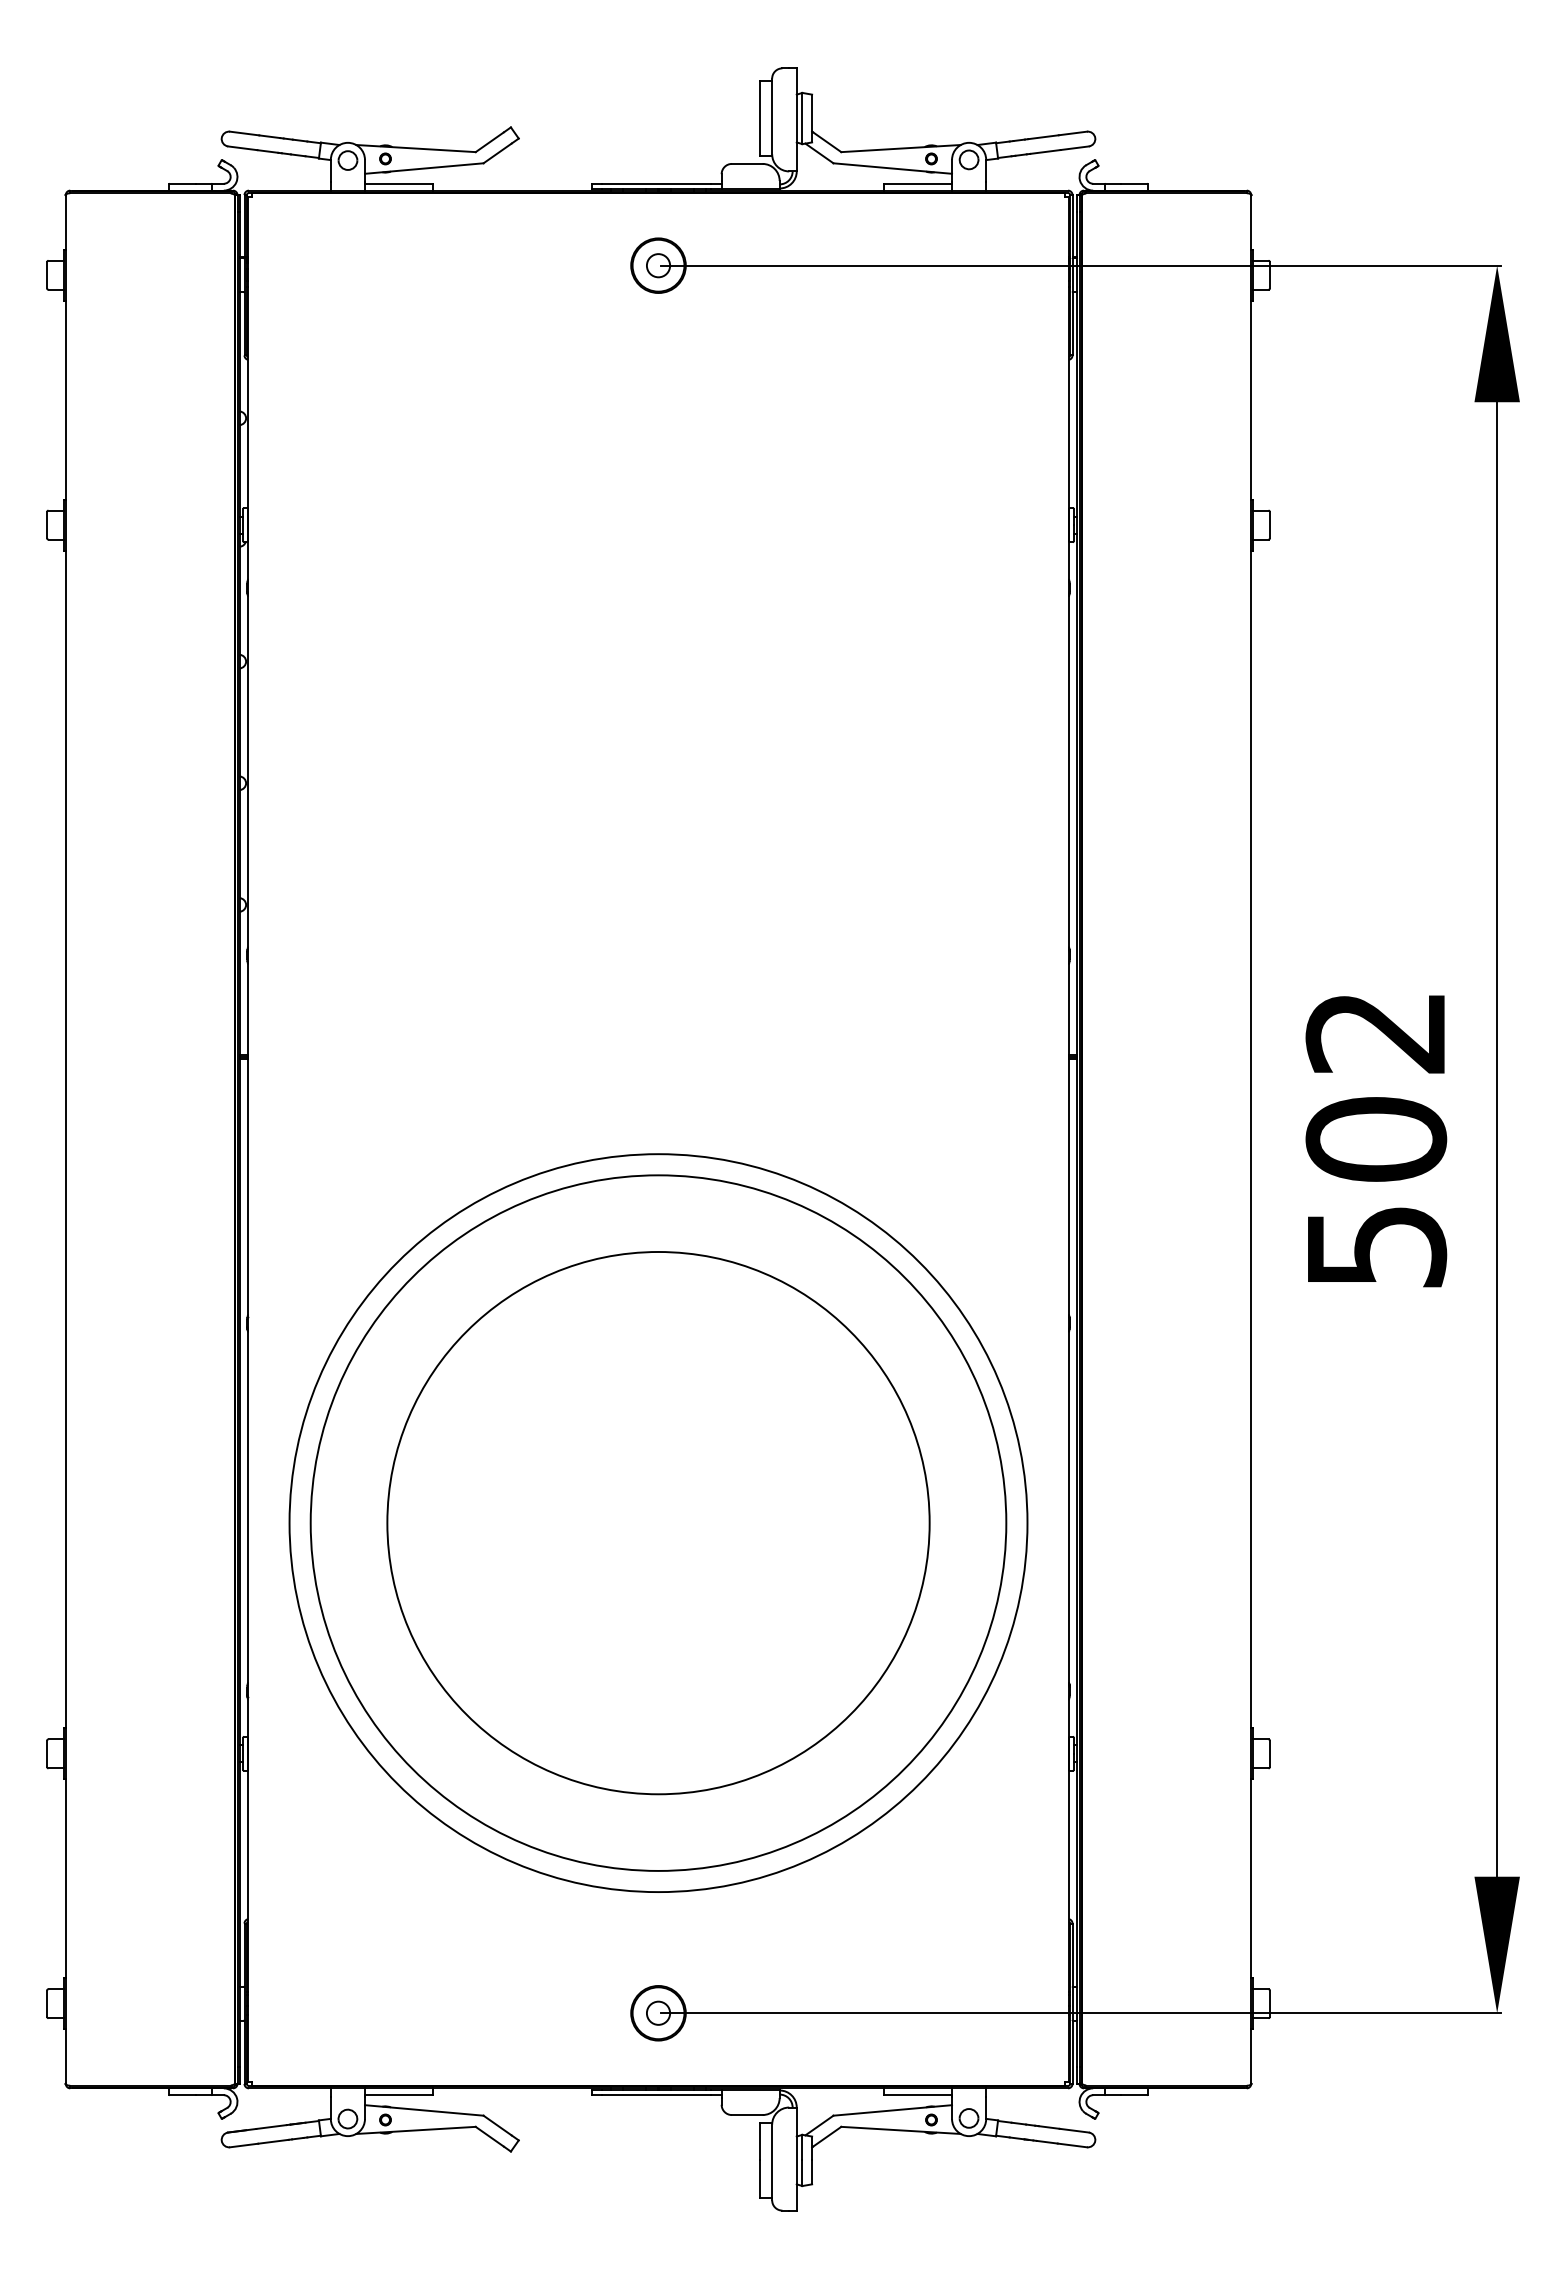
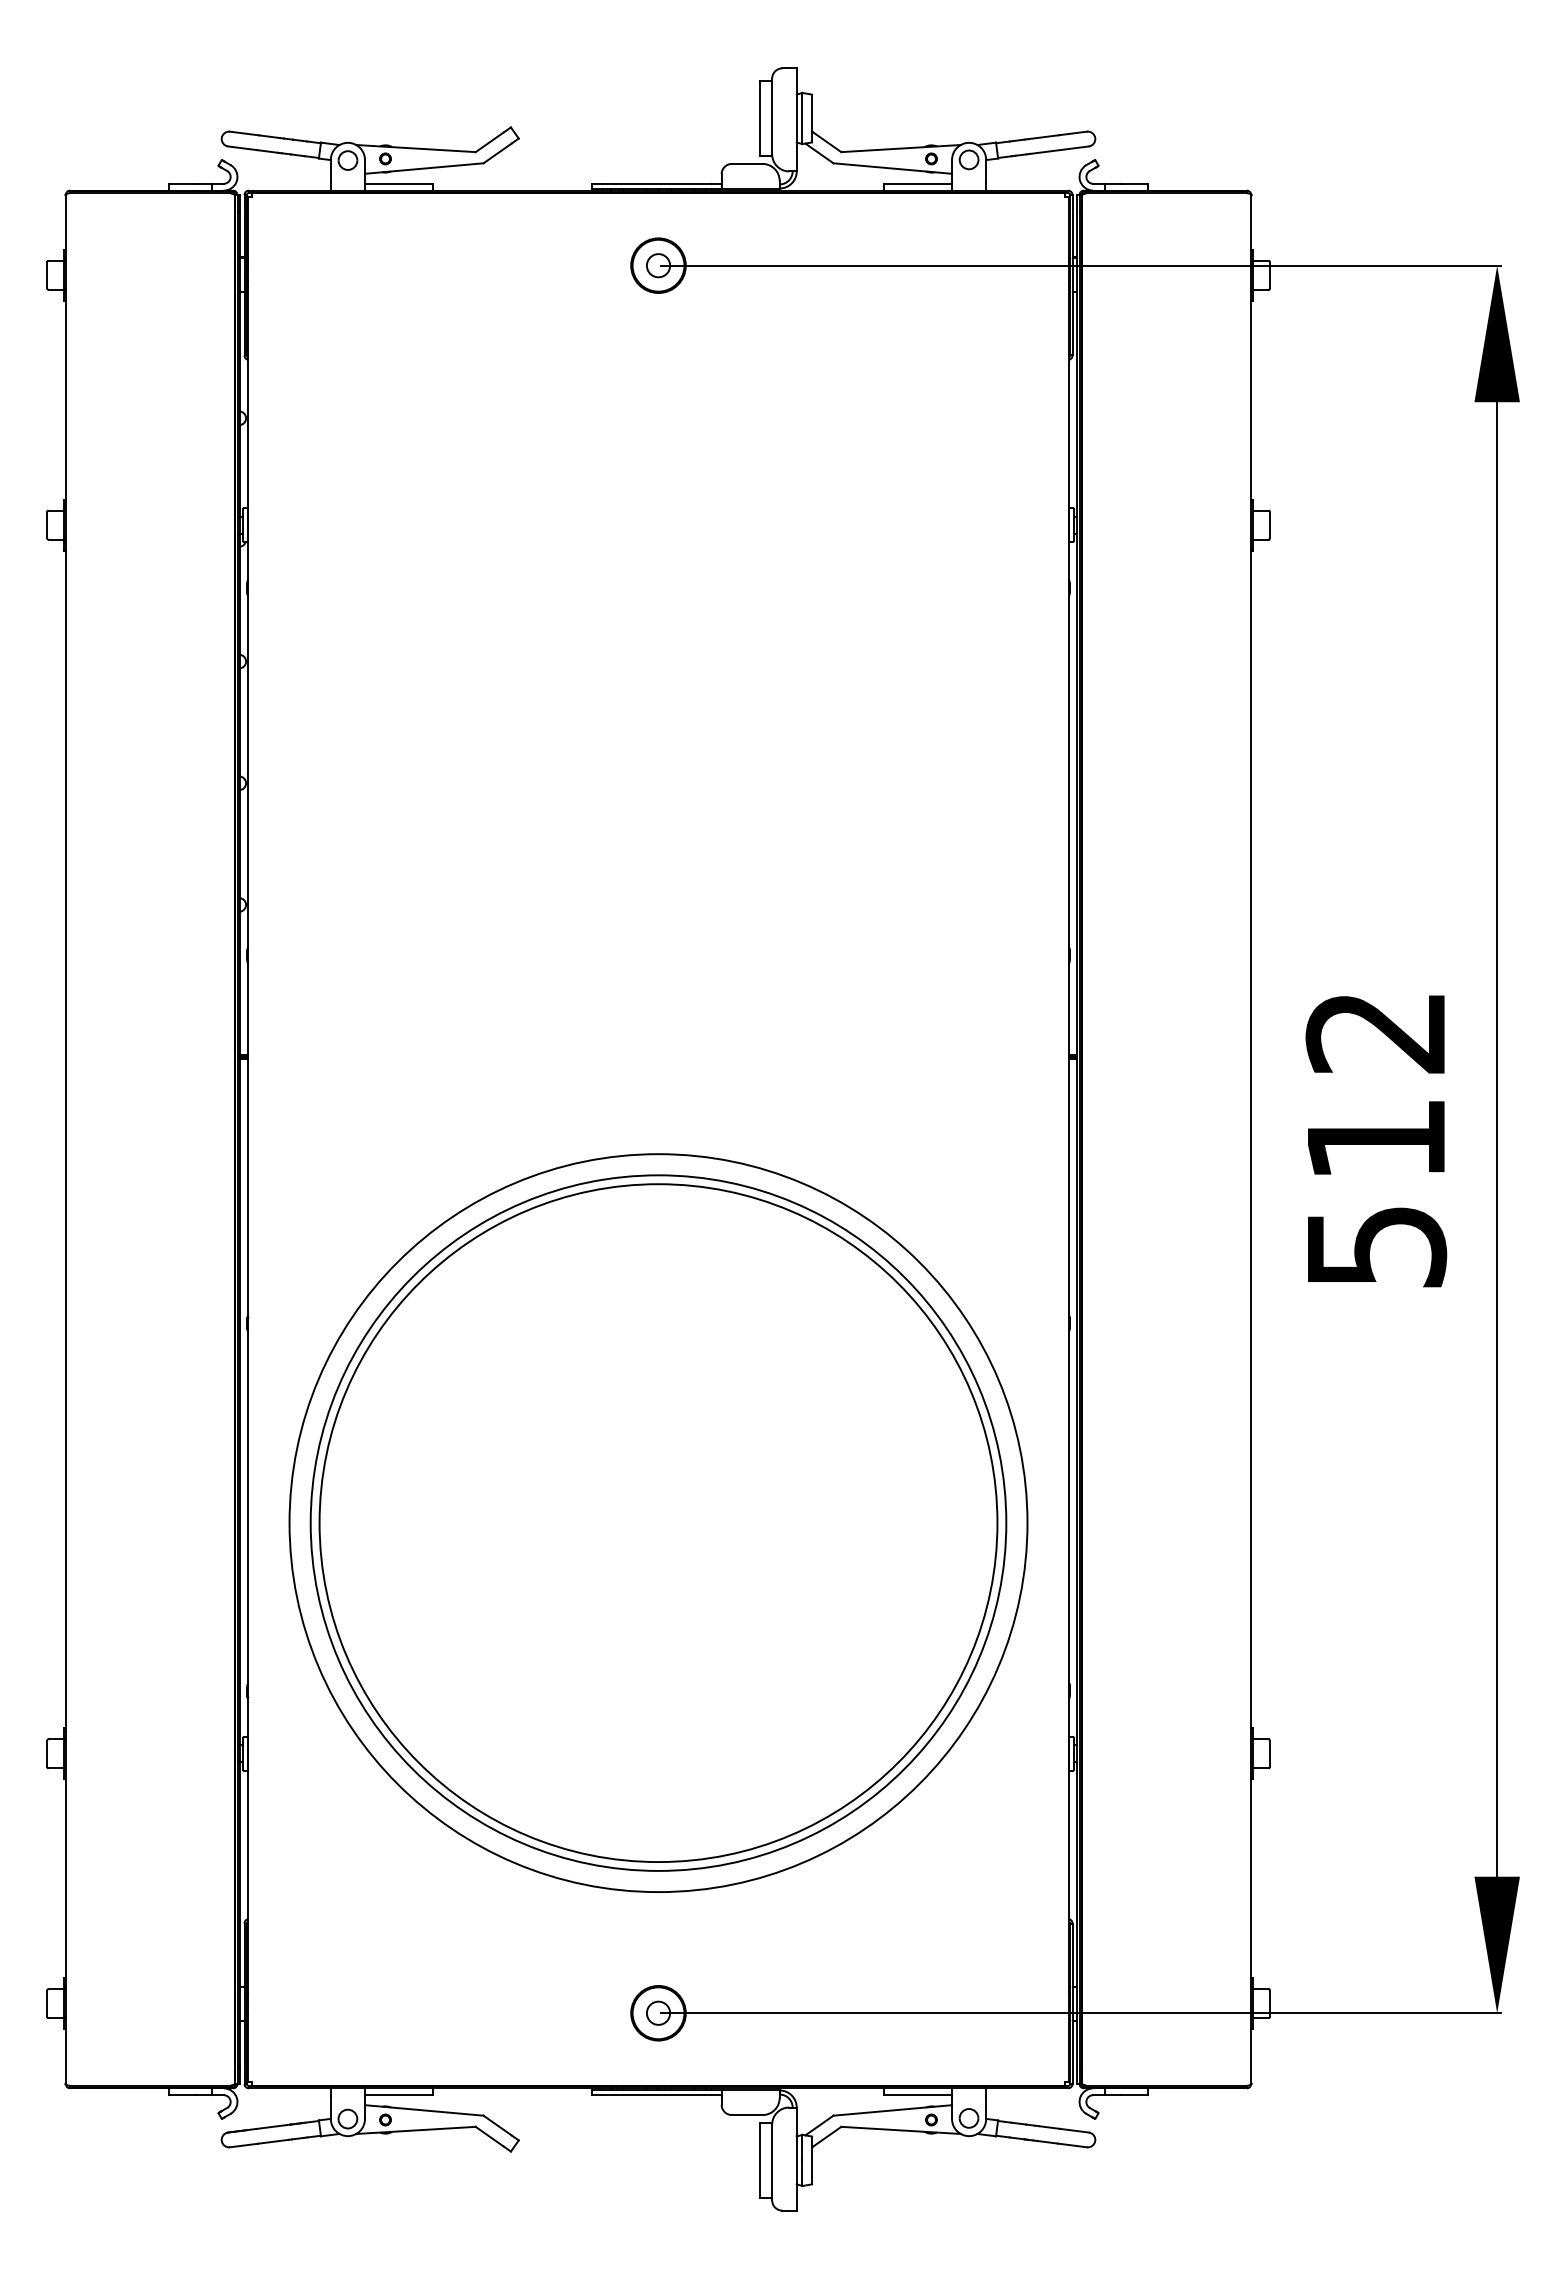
text: 502 -> 512 (1376, 1139)
circle diameter: 542 px -> 678 px (658, 1523)
